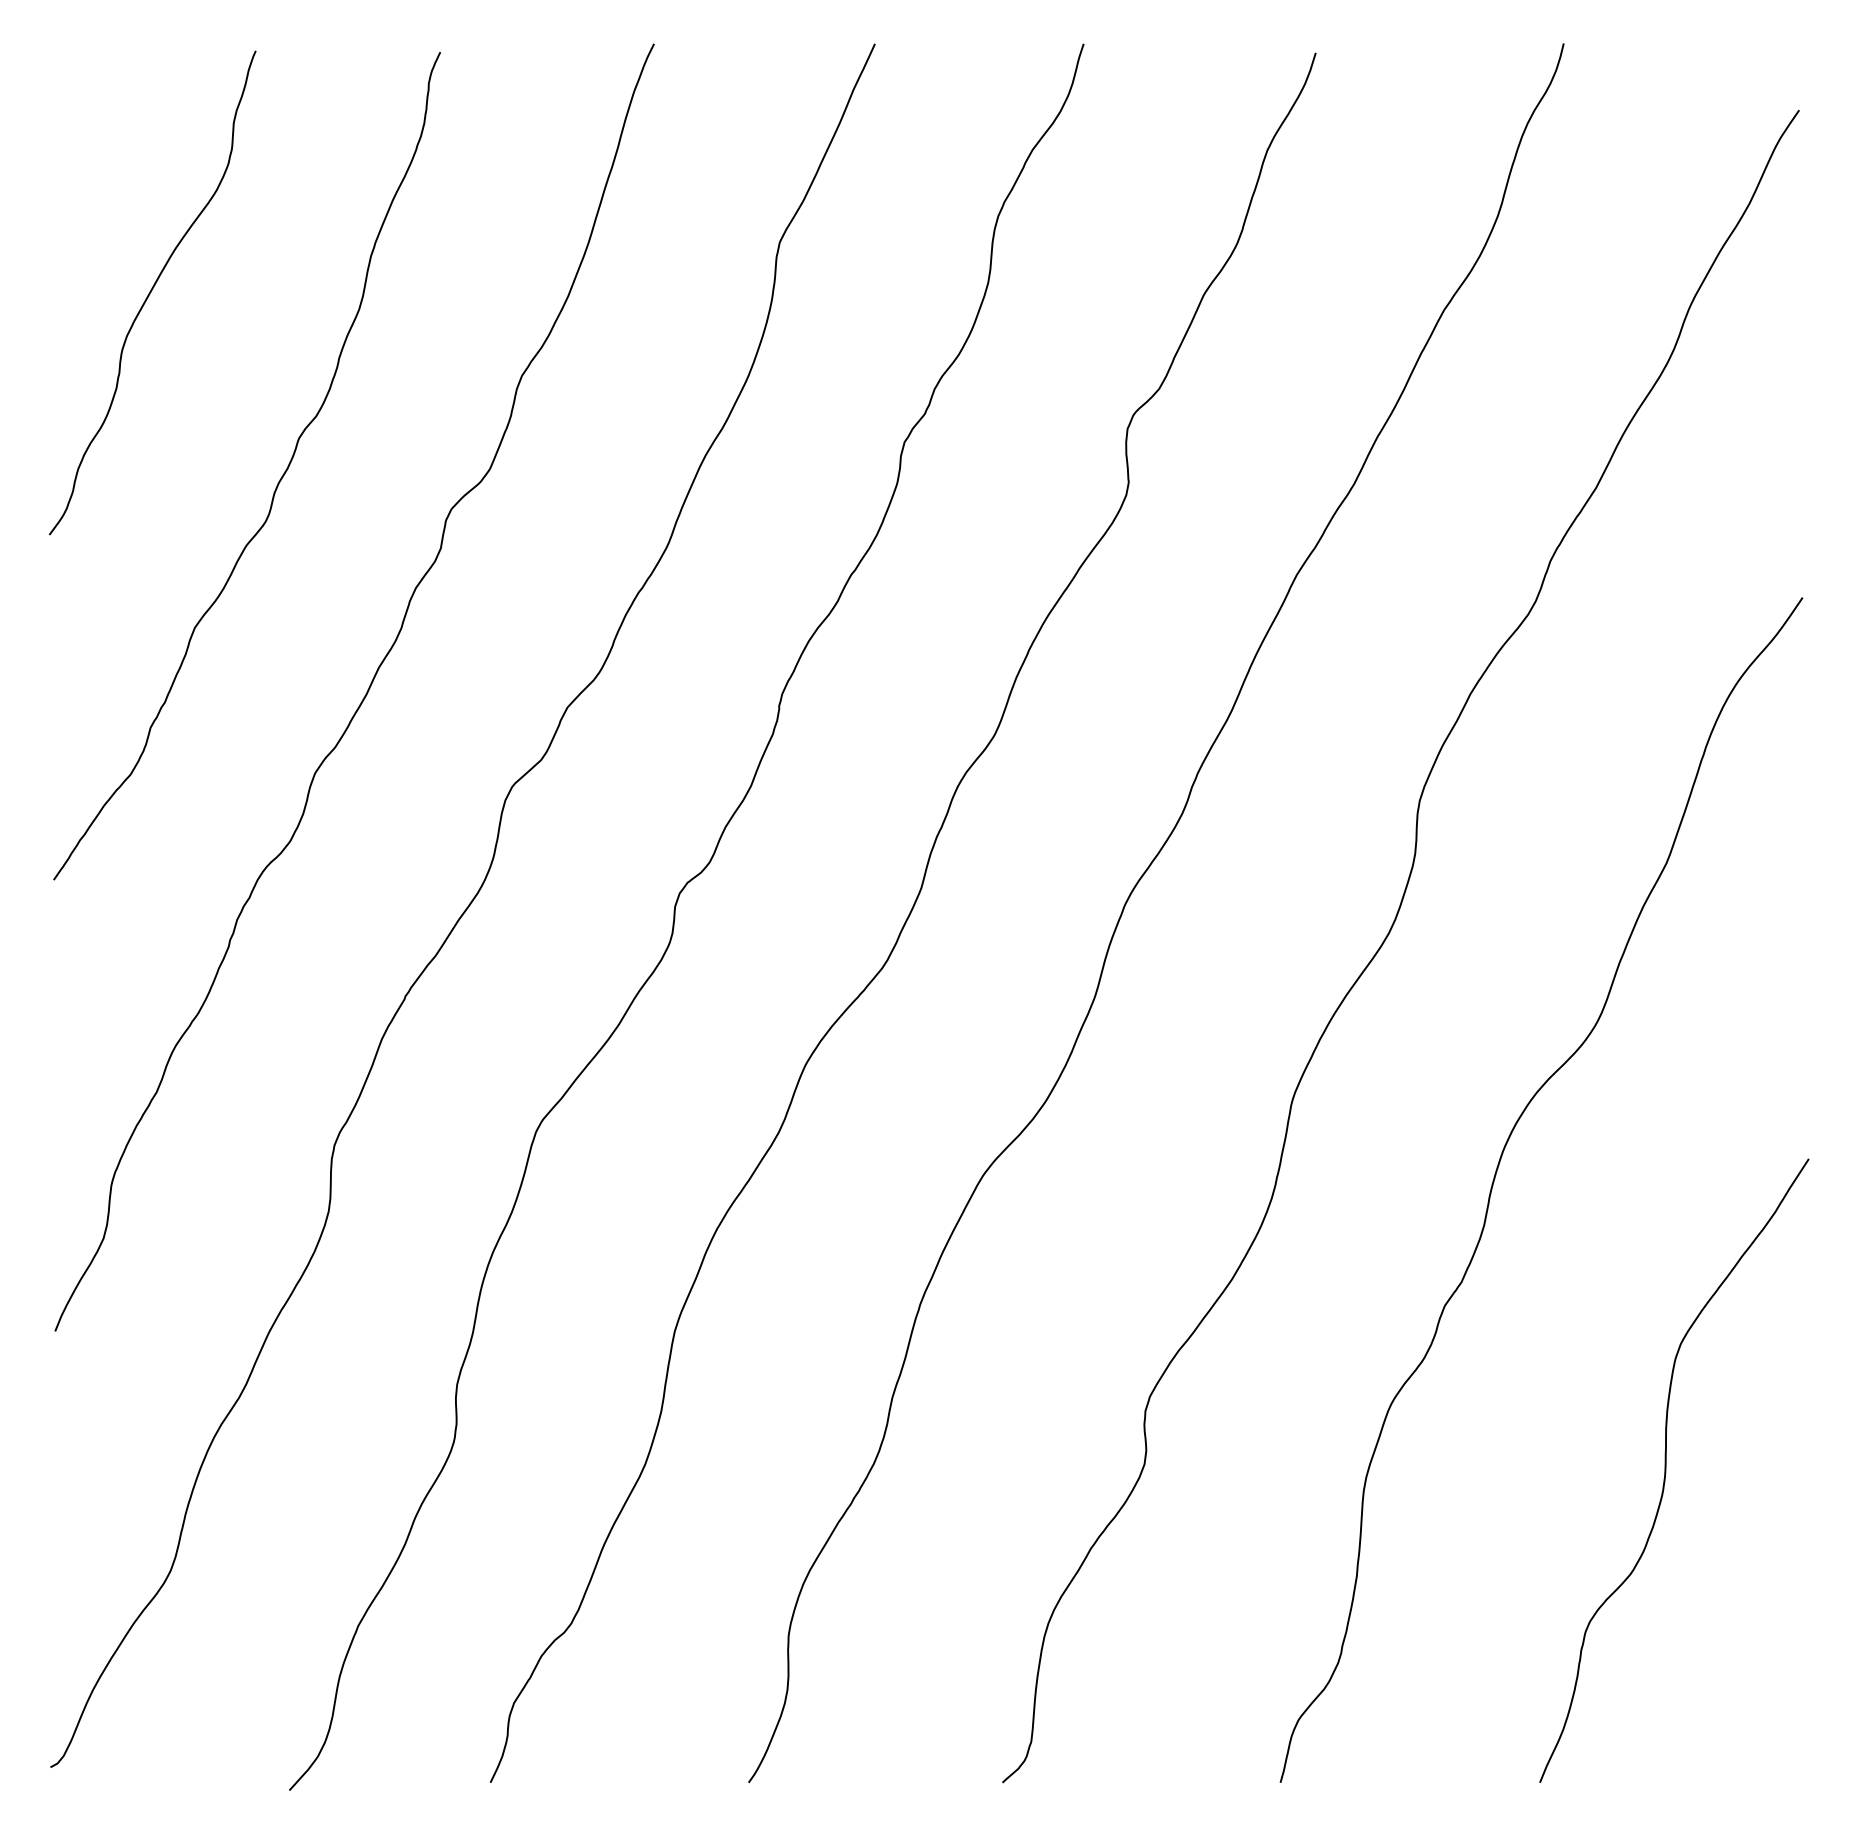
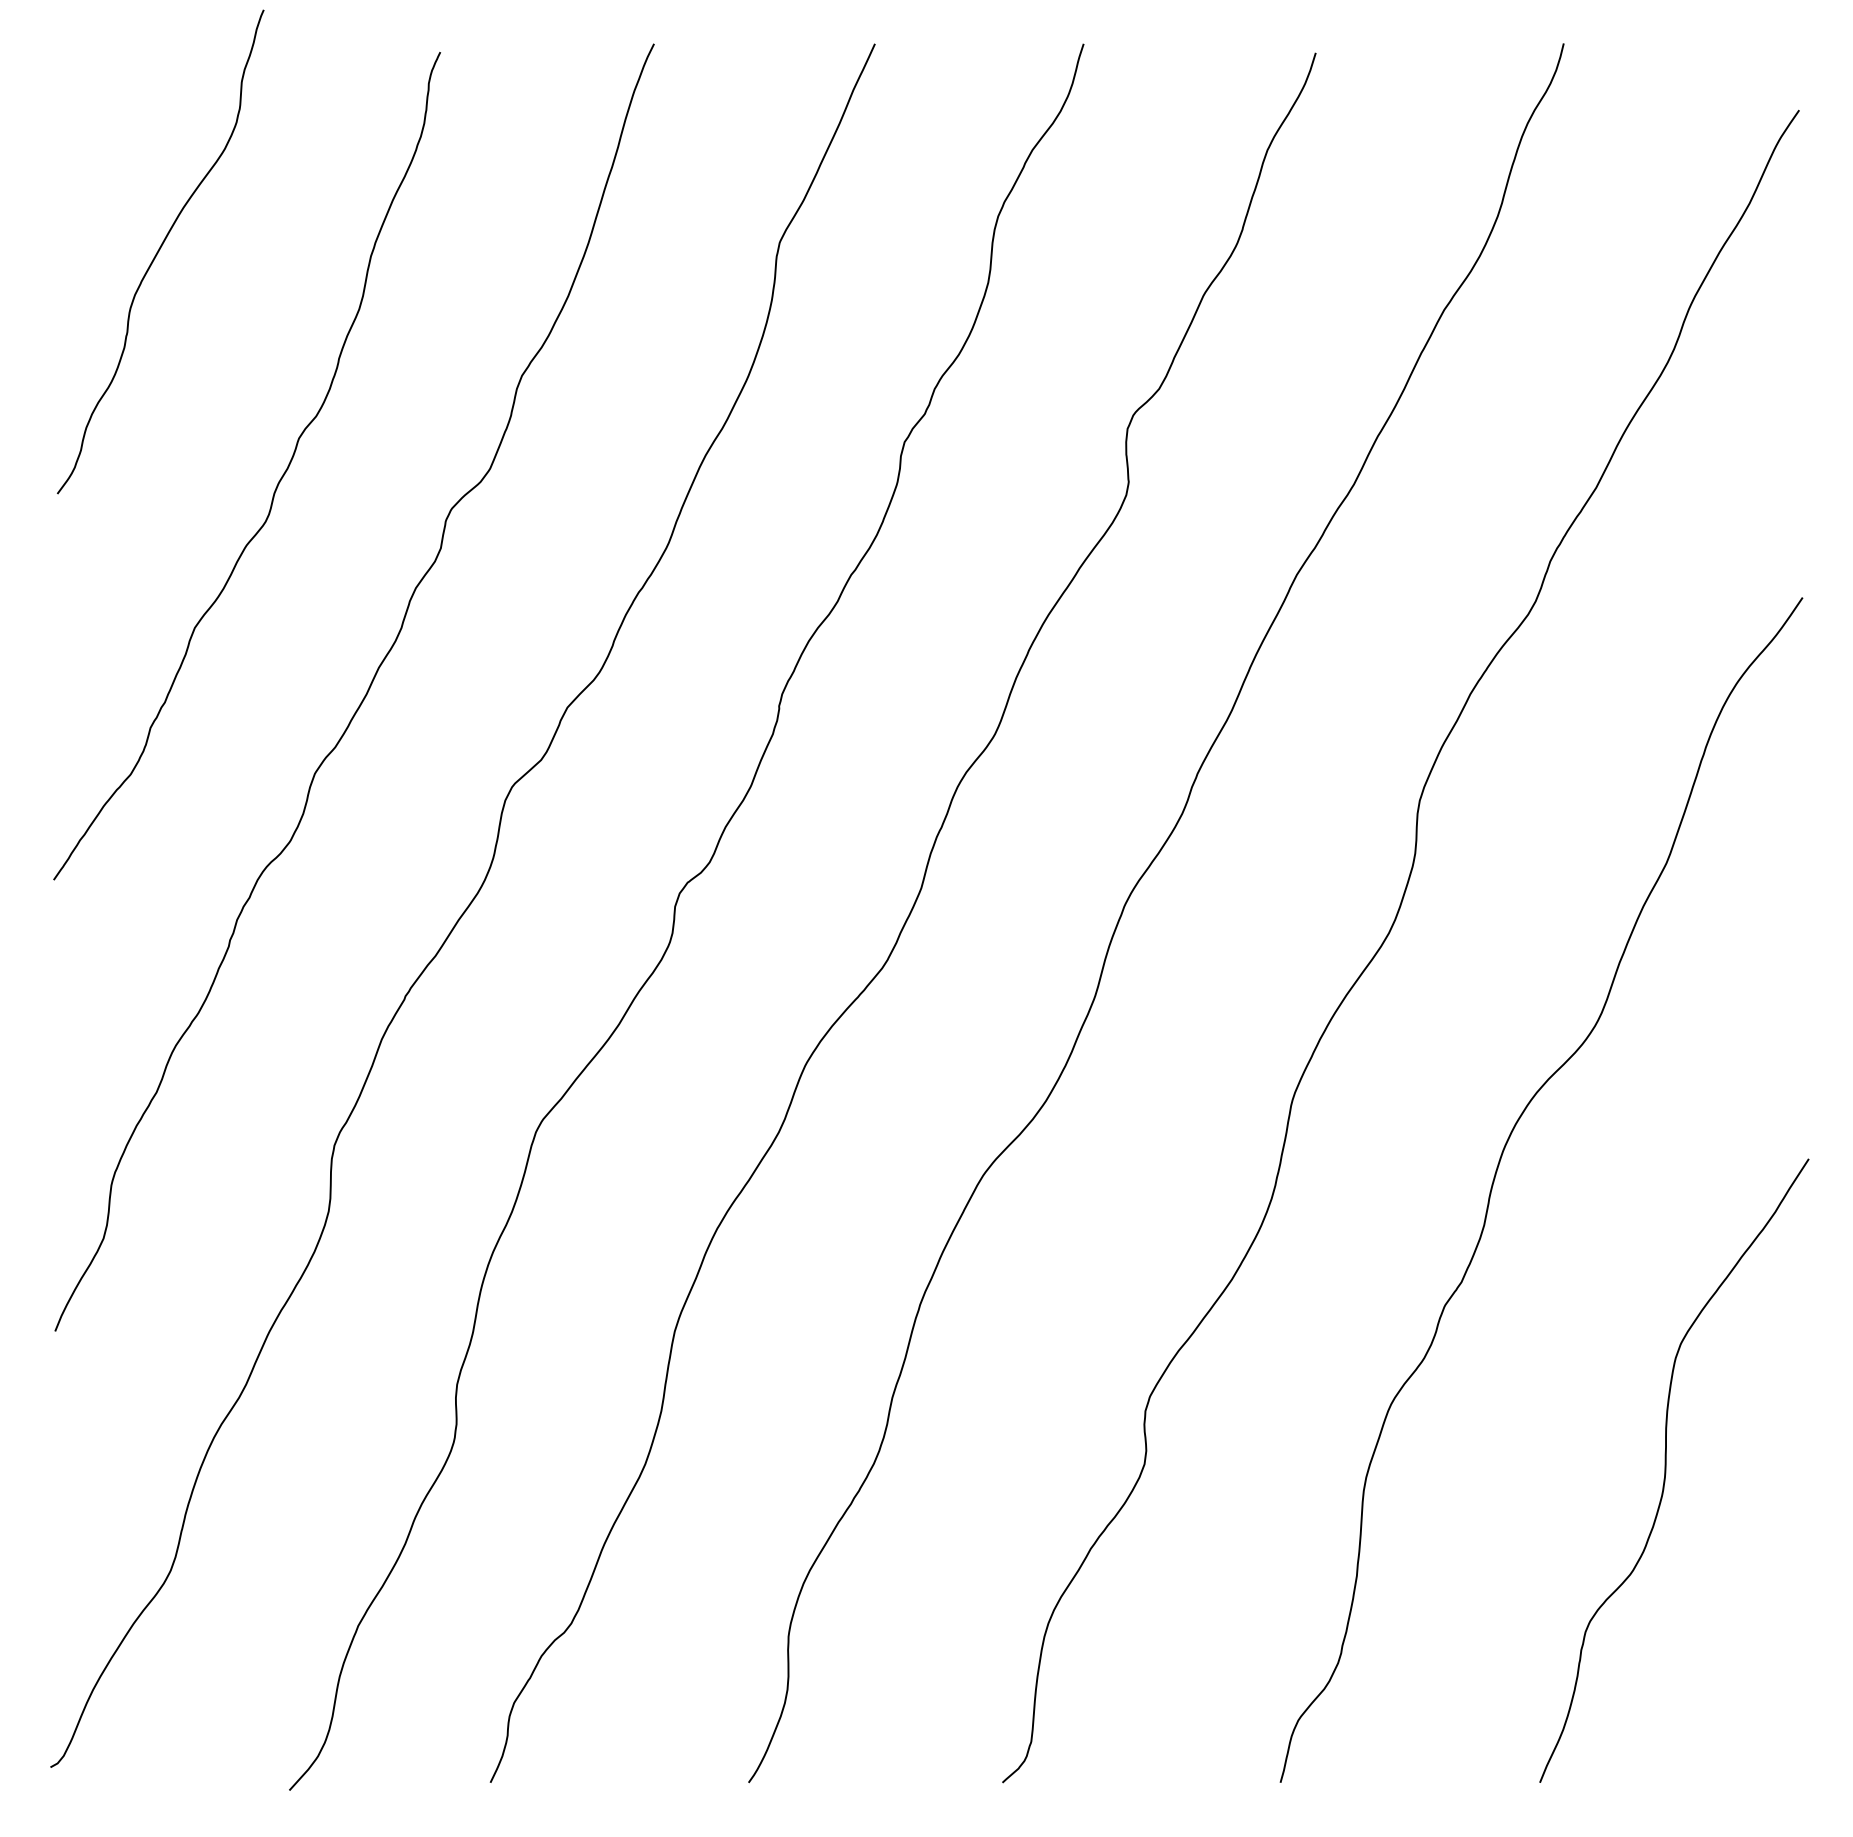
curve position: (151, 292) -> (159, 251) (159, 251)
